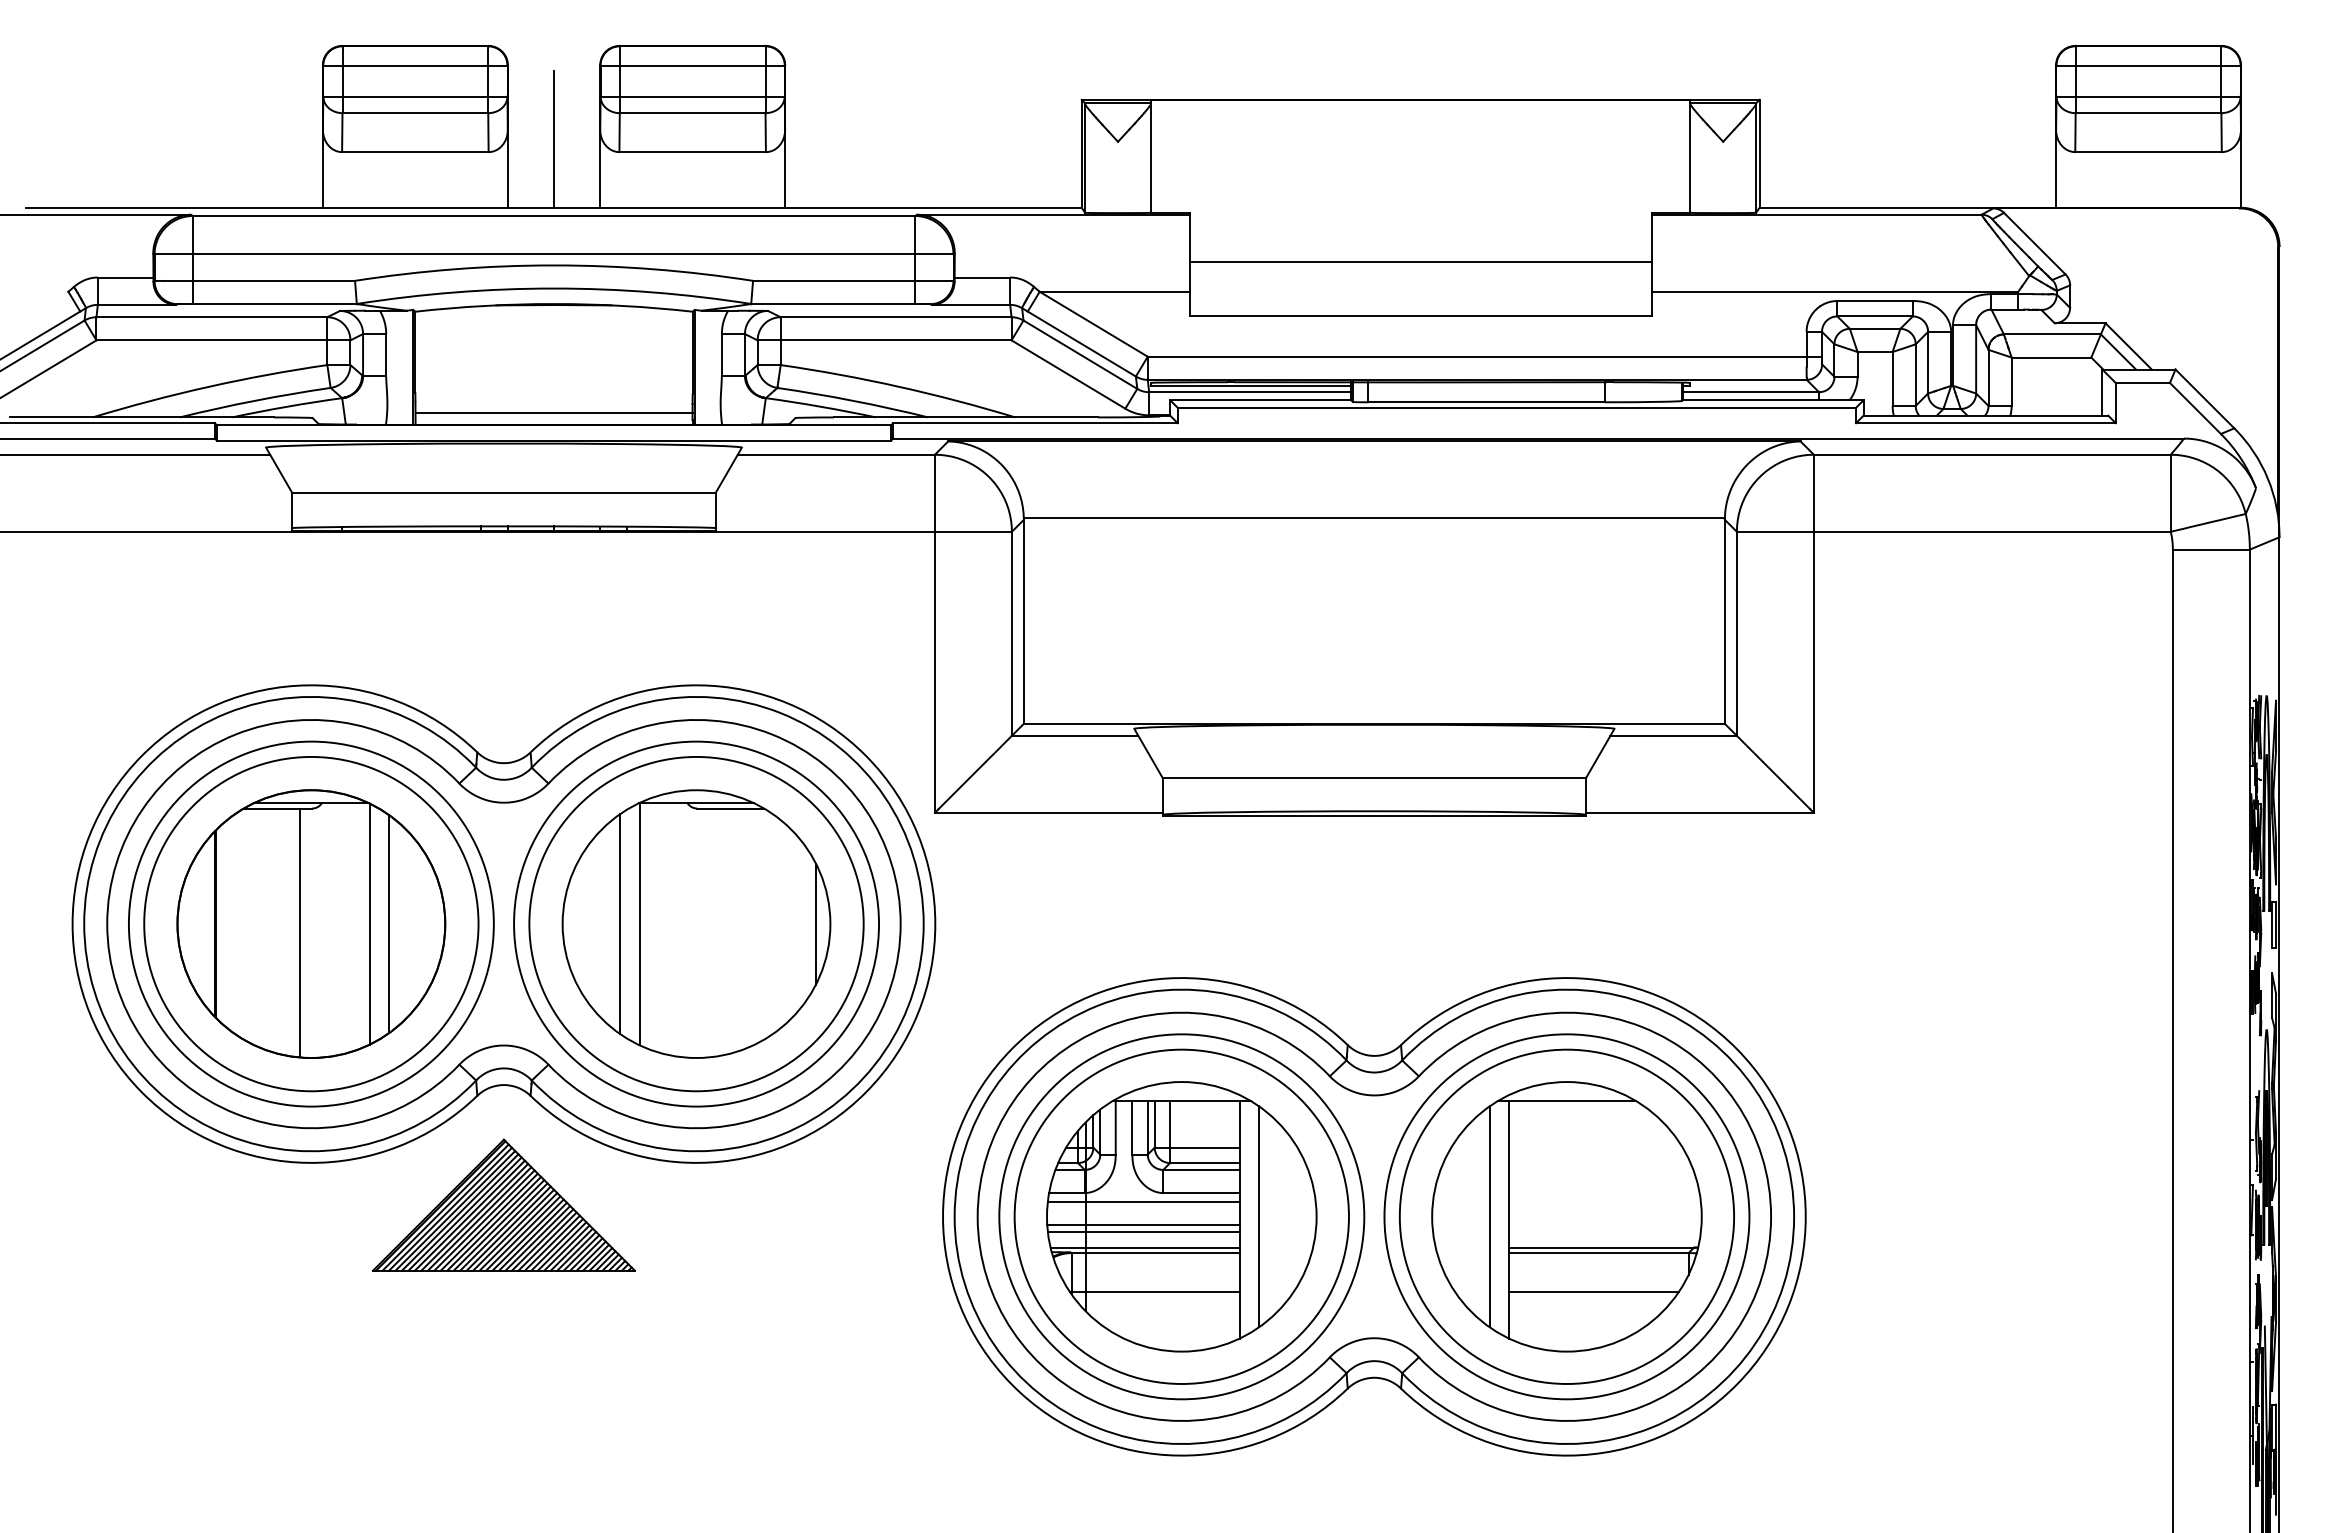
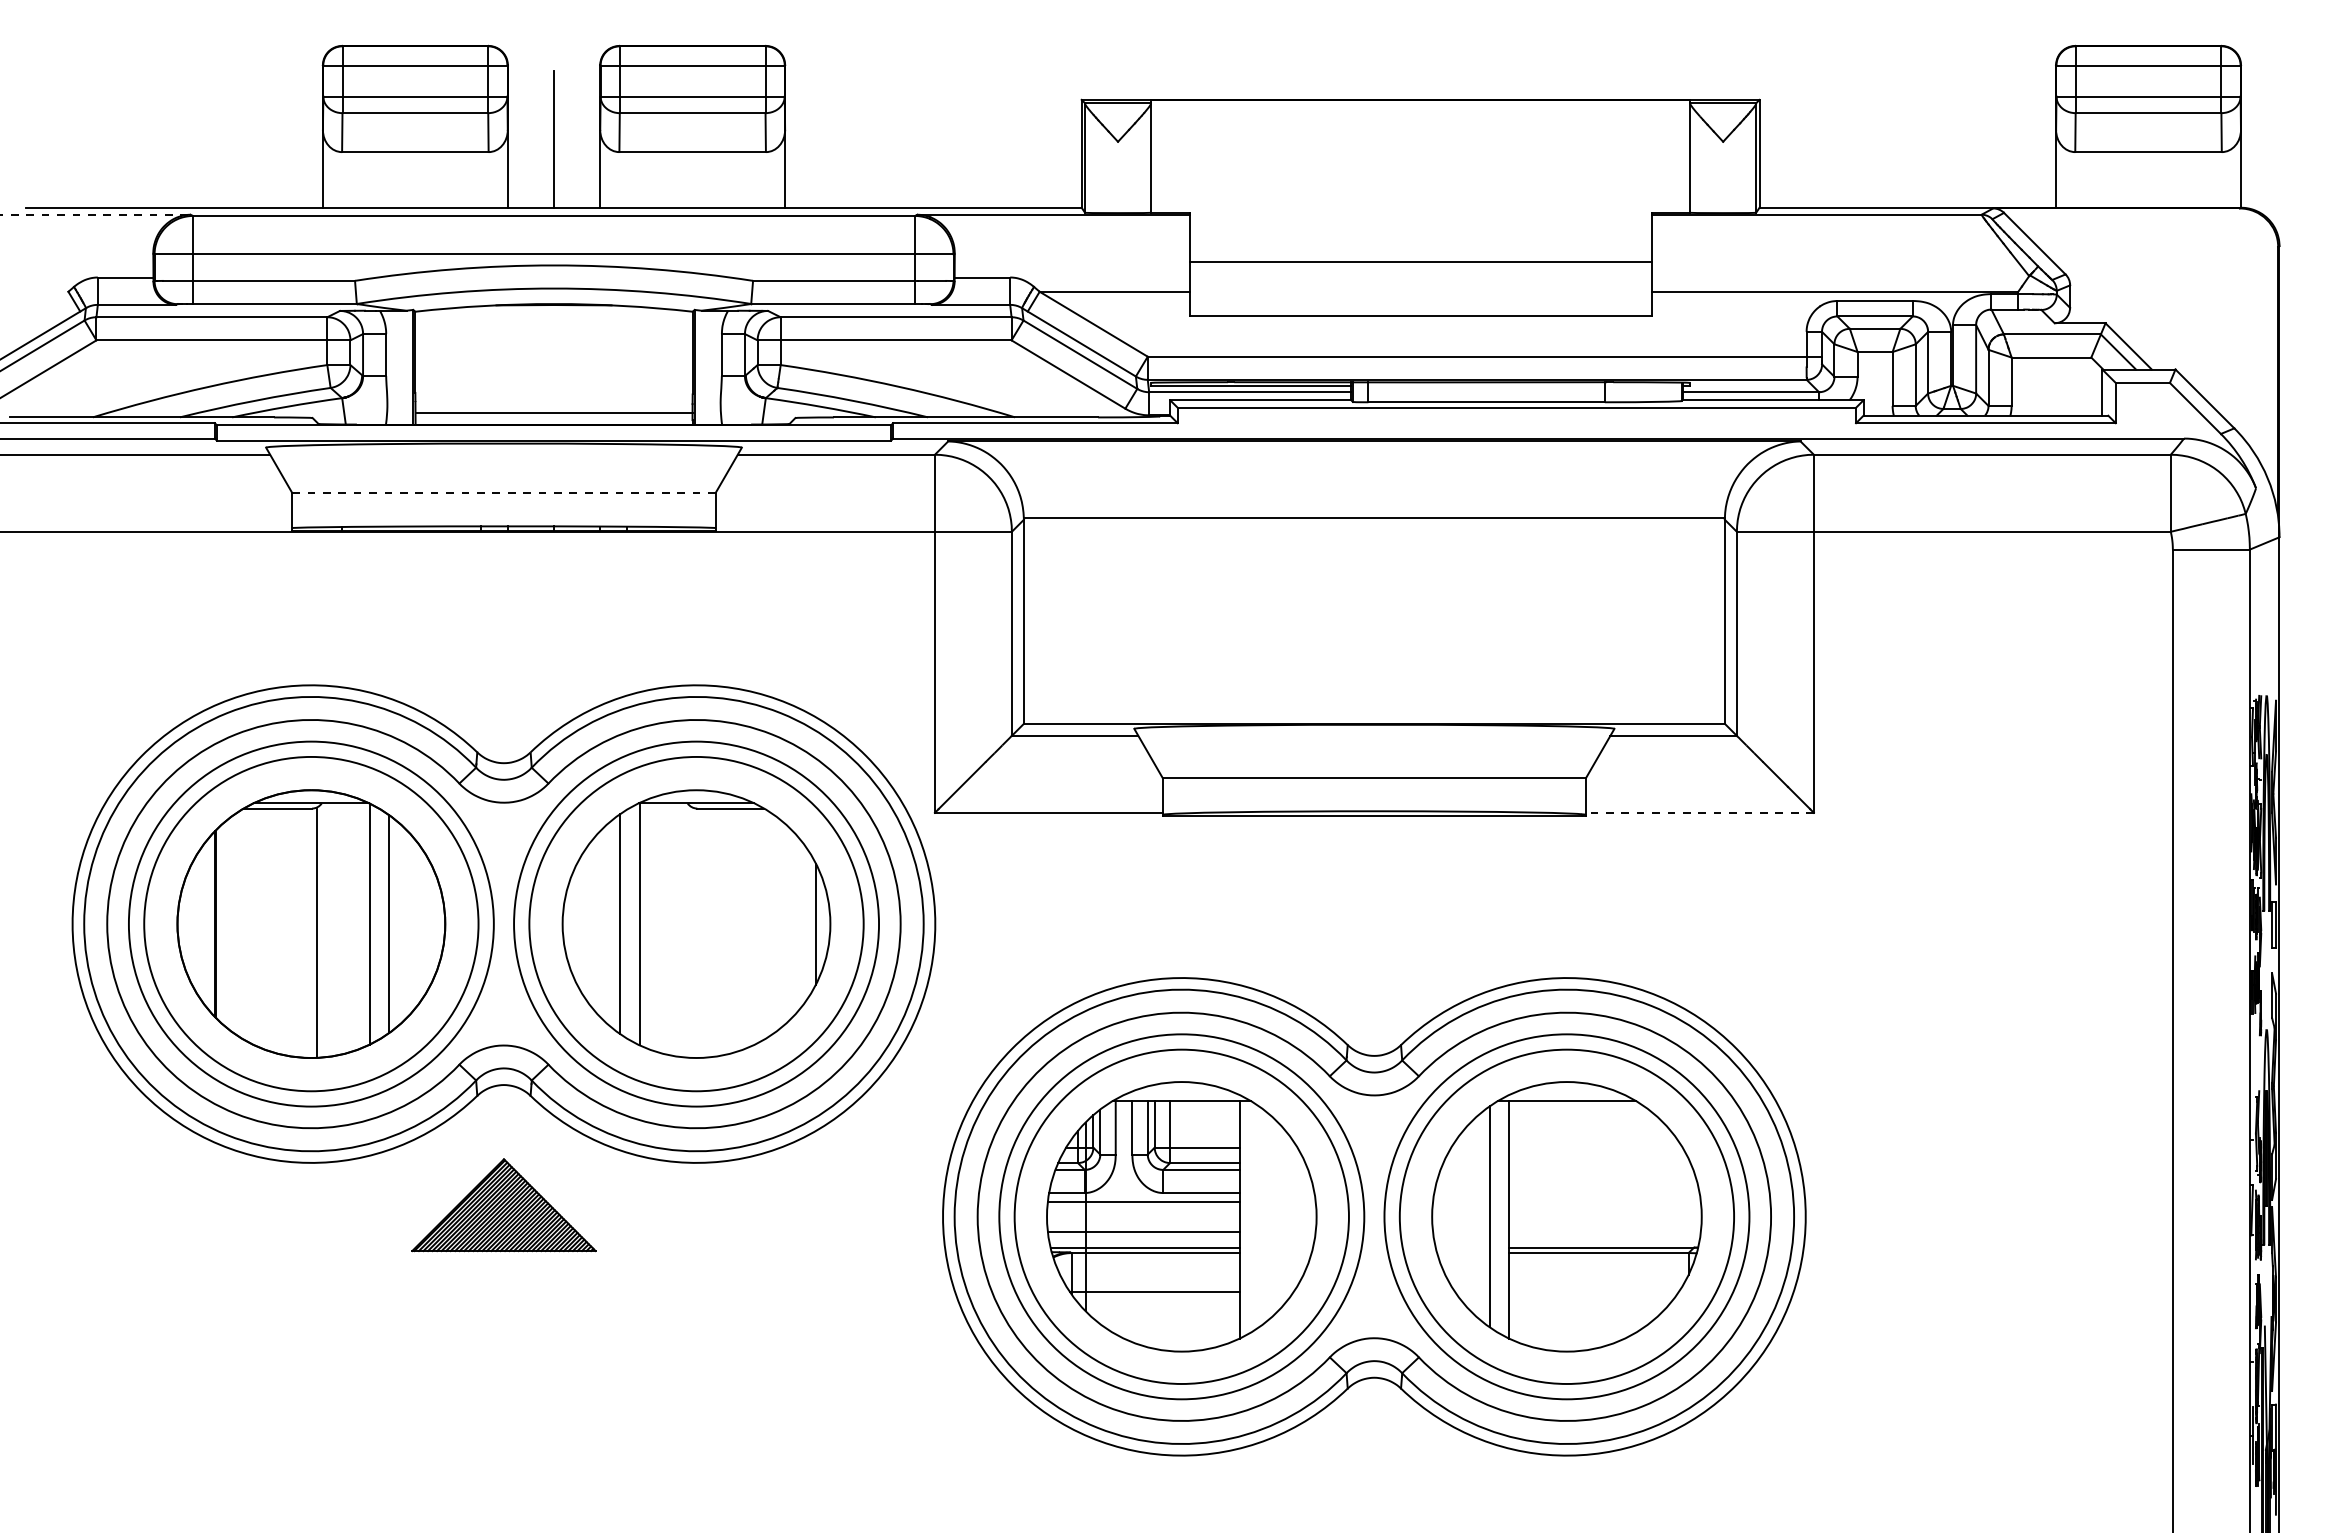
line: solid -> dashed (95, 214)
line: solid -> dashed (503, 492)
line: solid -> dashed (1700, 812)
line position: (299, 932) -> (316, 932) (316, 932)
part size: 264x134 px -> 186x95 px (503, 1205)
line: present -> none (1258, 1216)
line: present -> none (1143, 1225)
line: present -> none (1594, 1291)
